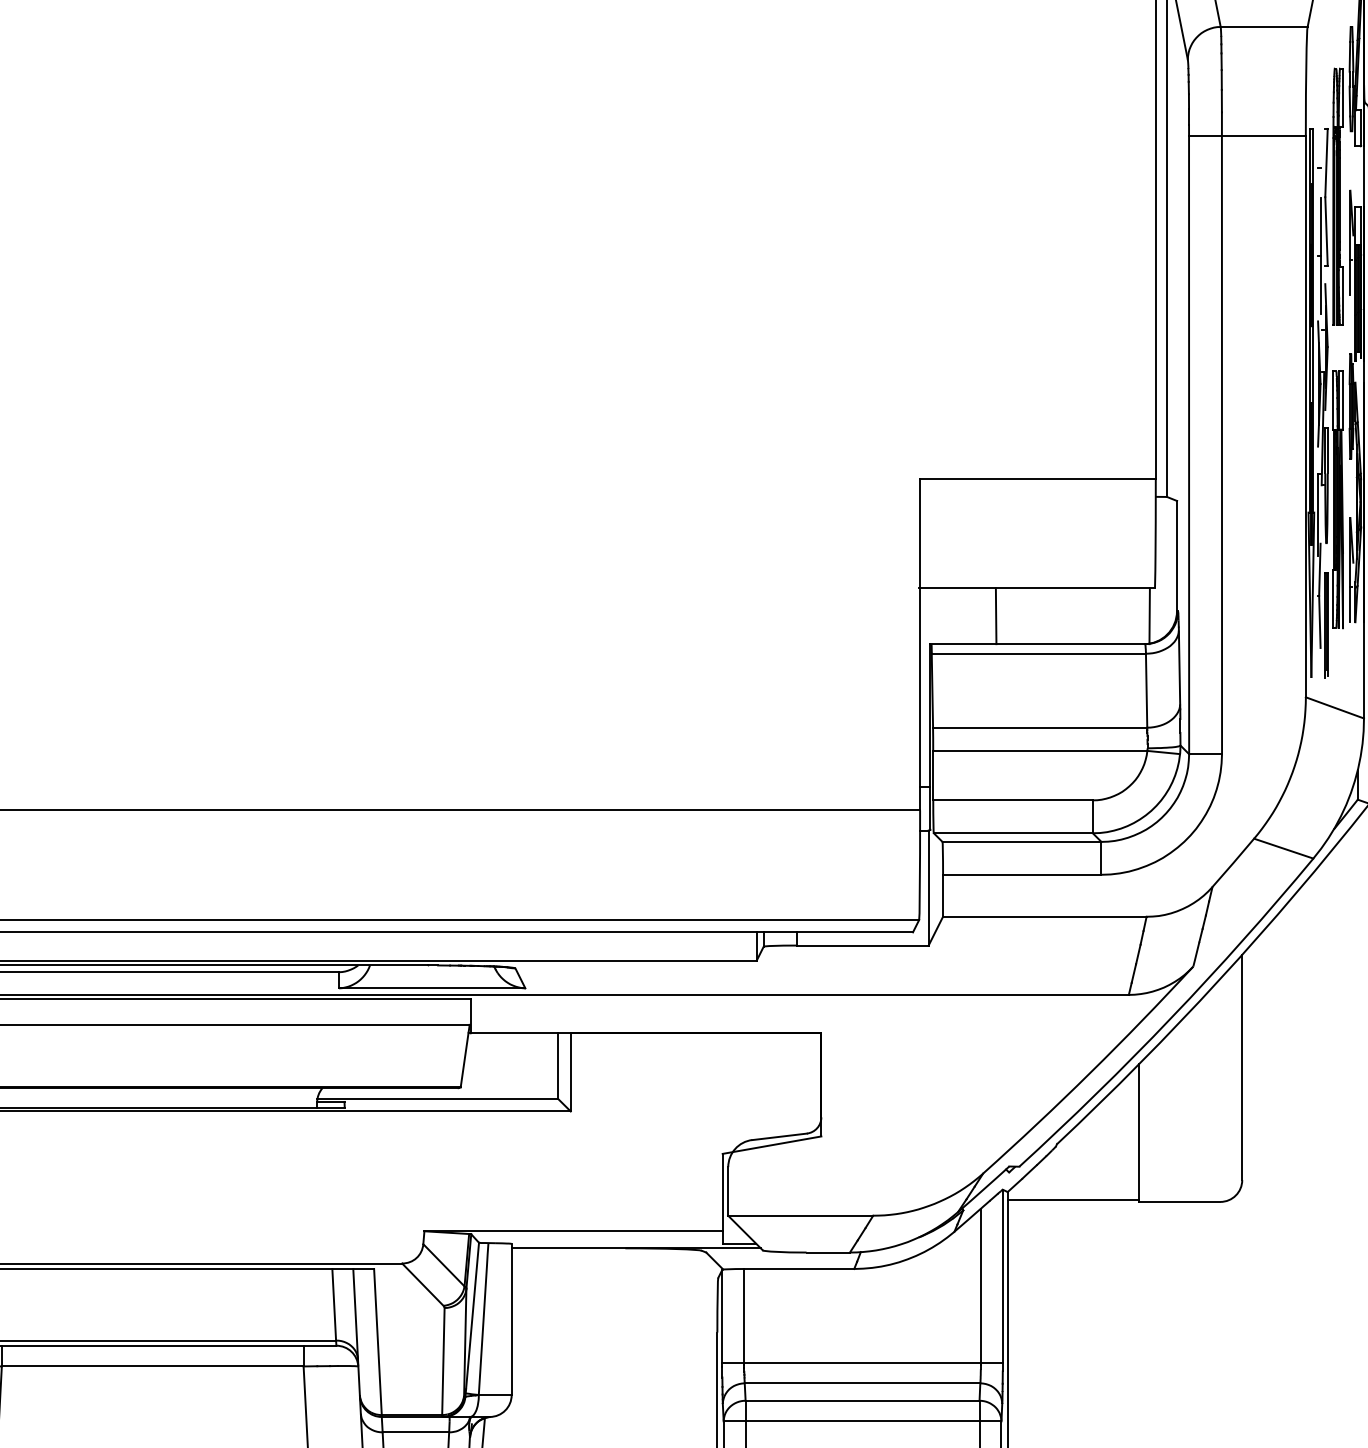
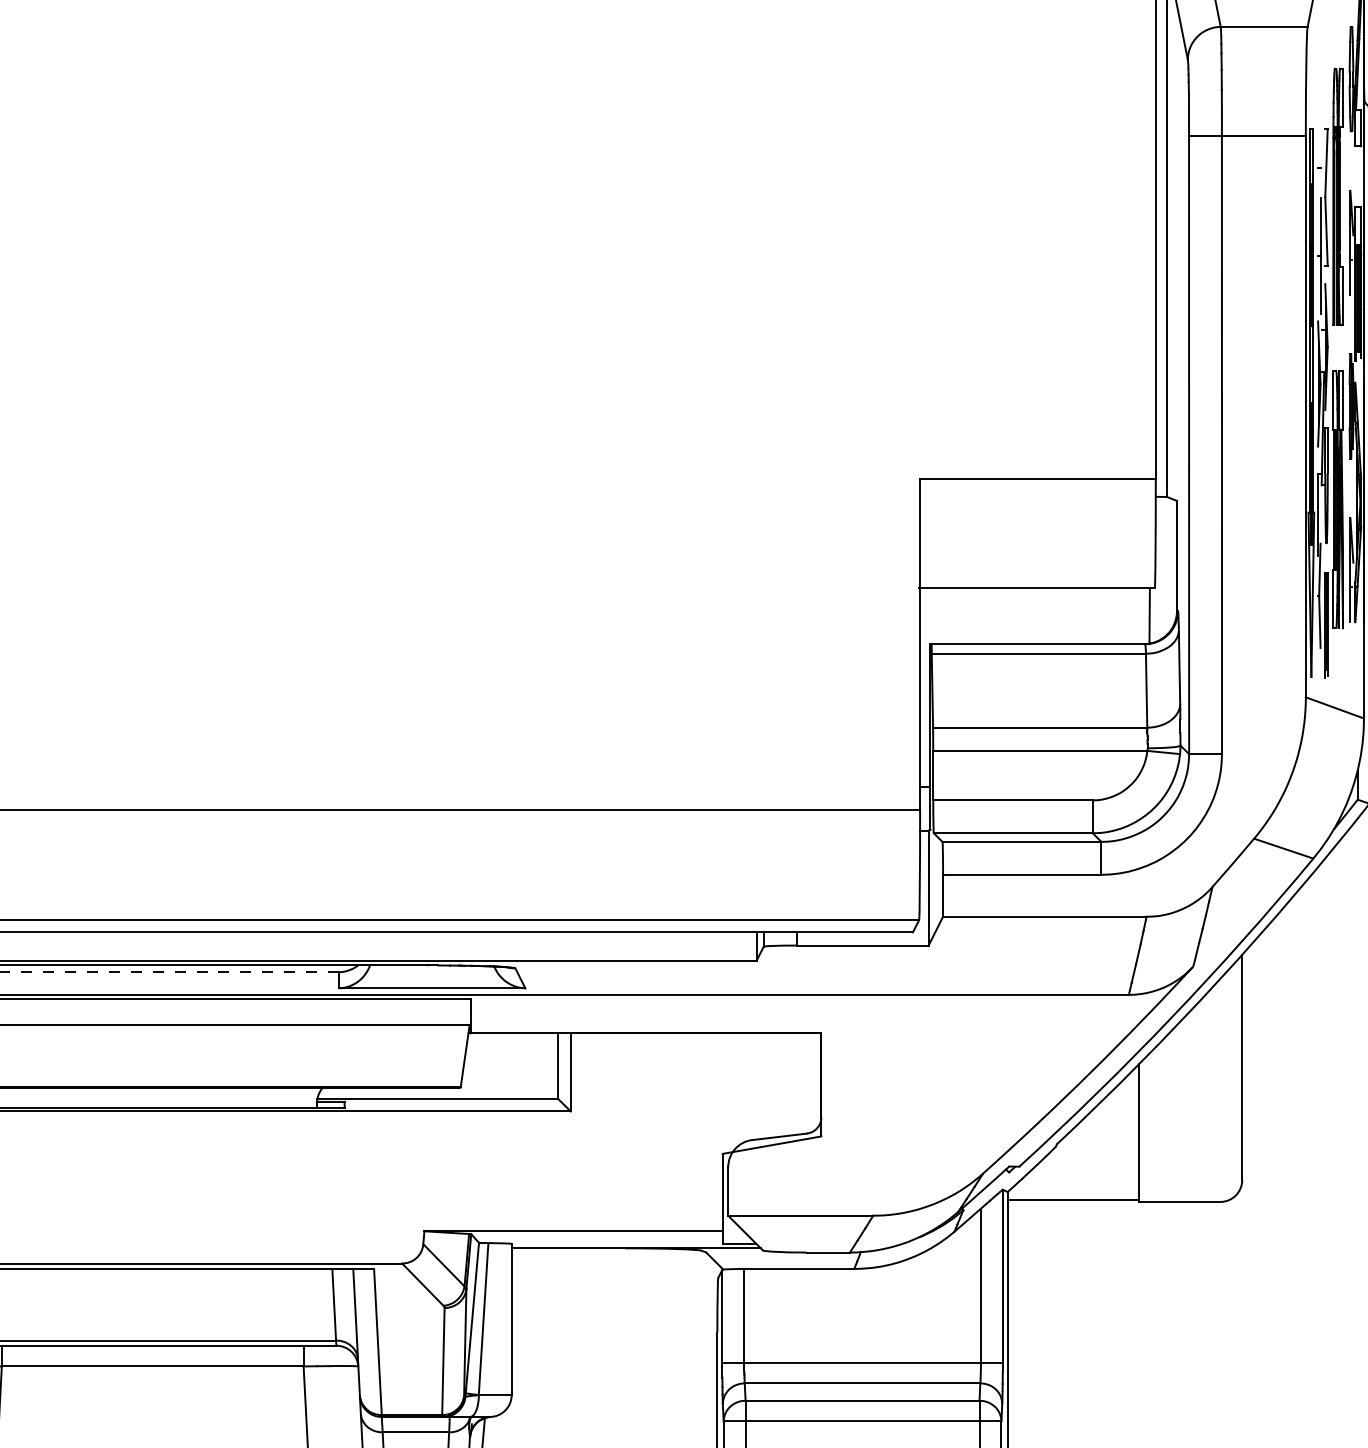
line: present -> none (995, 616)
line: solid -> dashed (169, 972)
